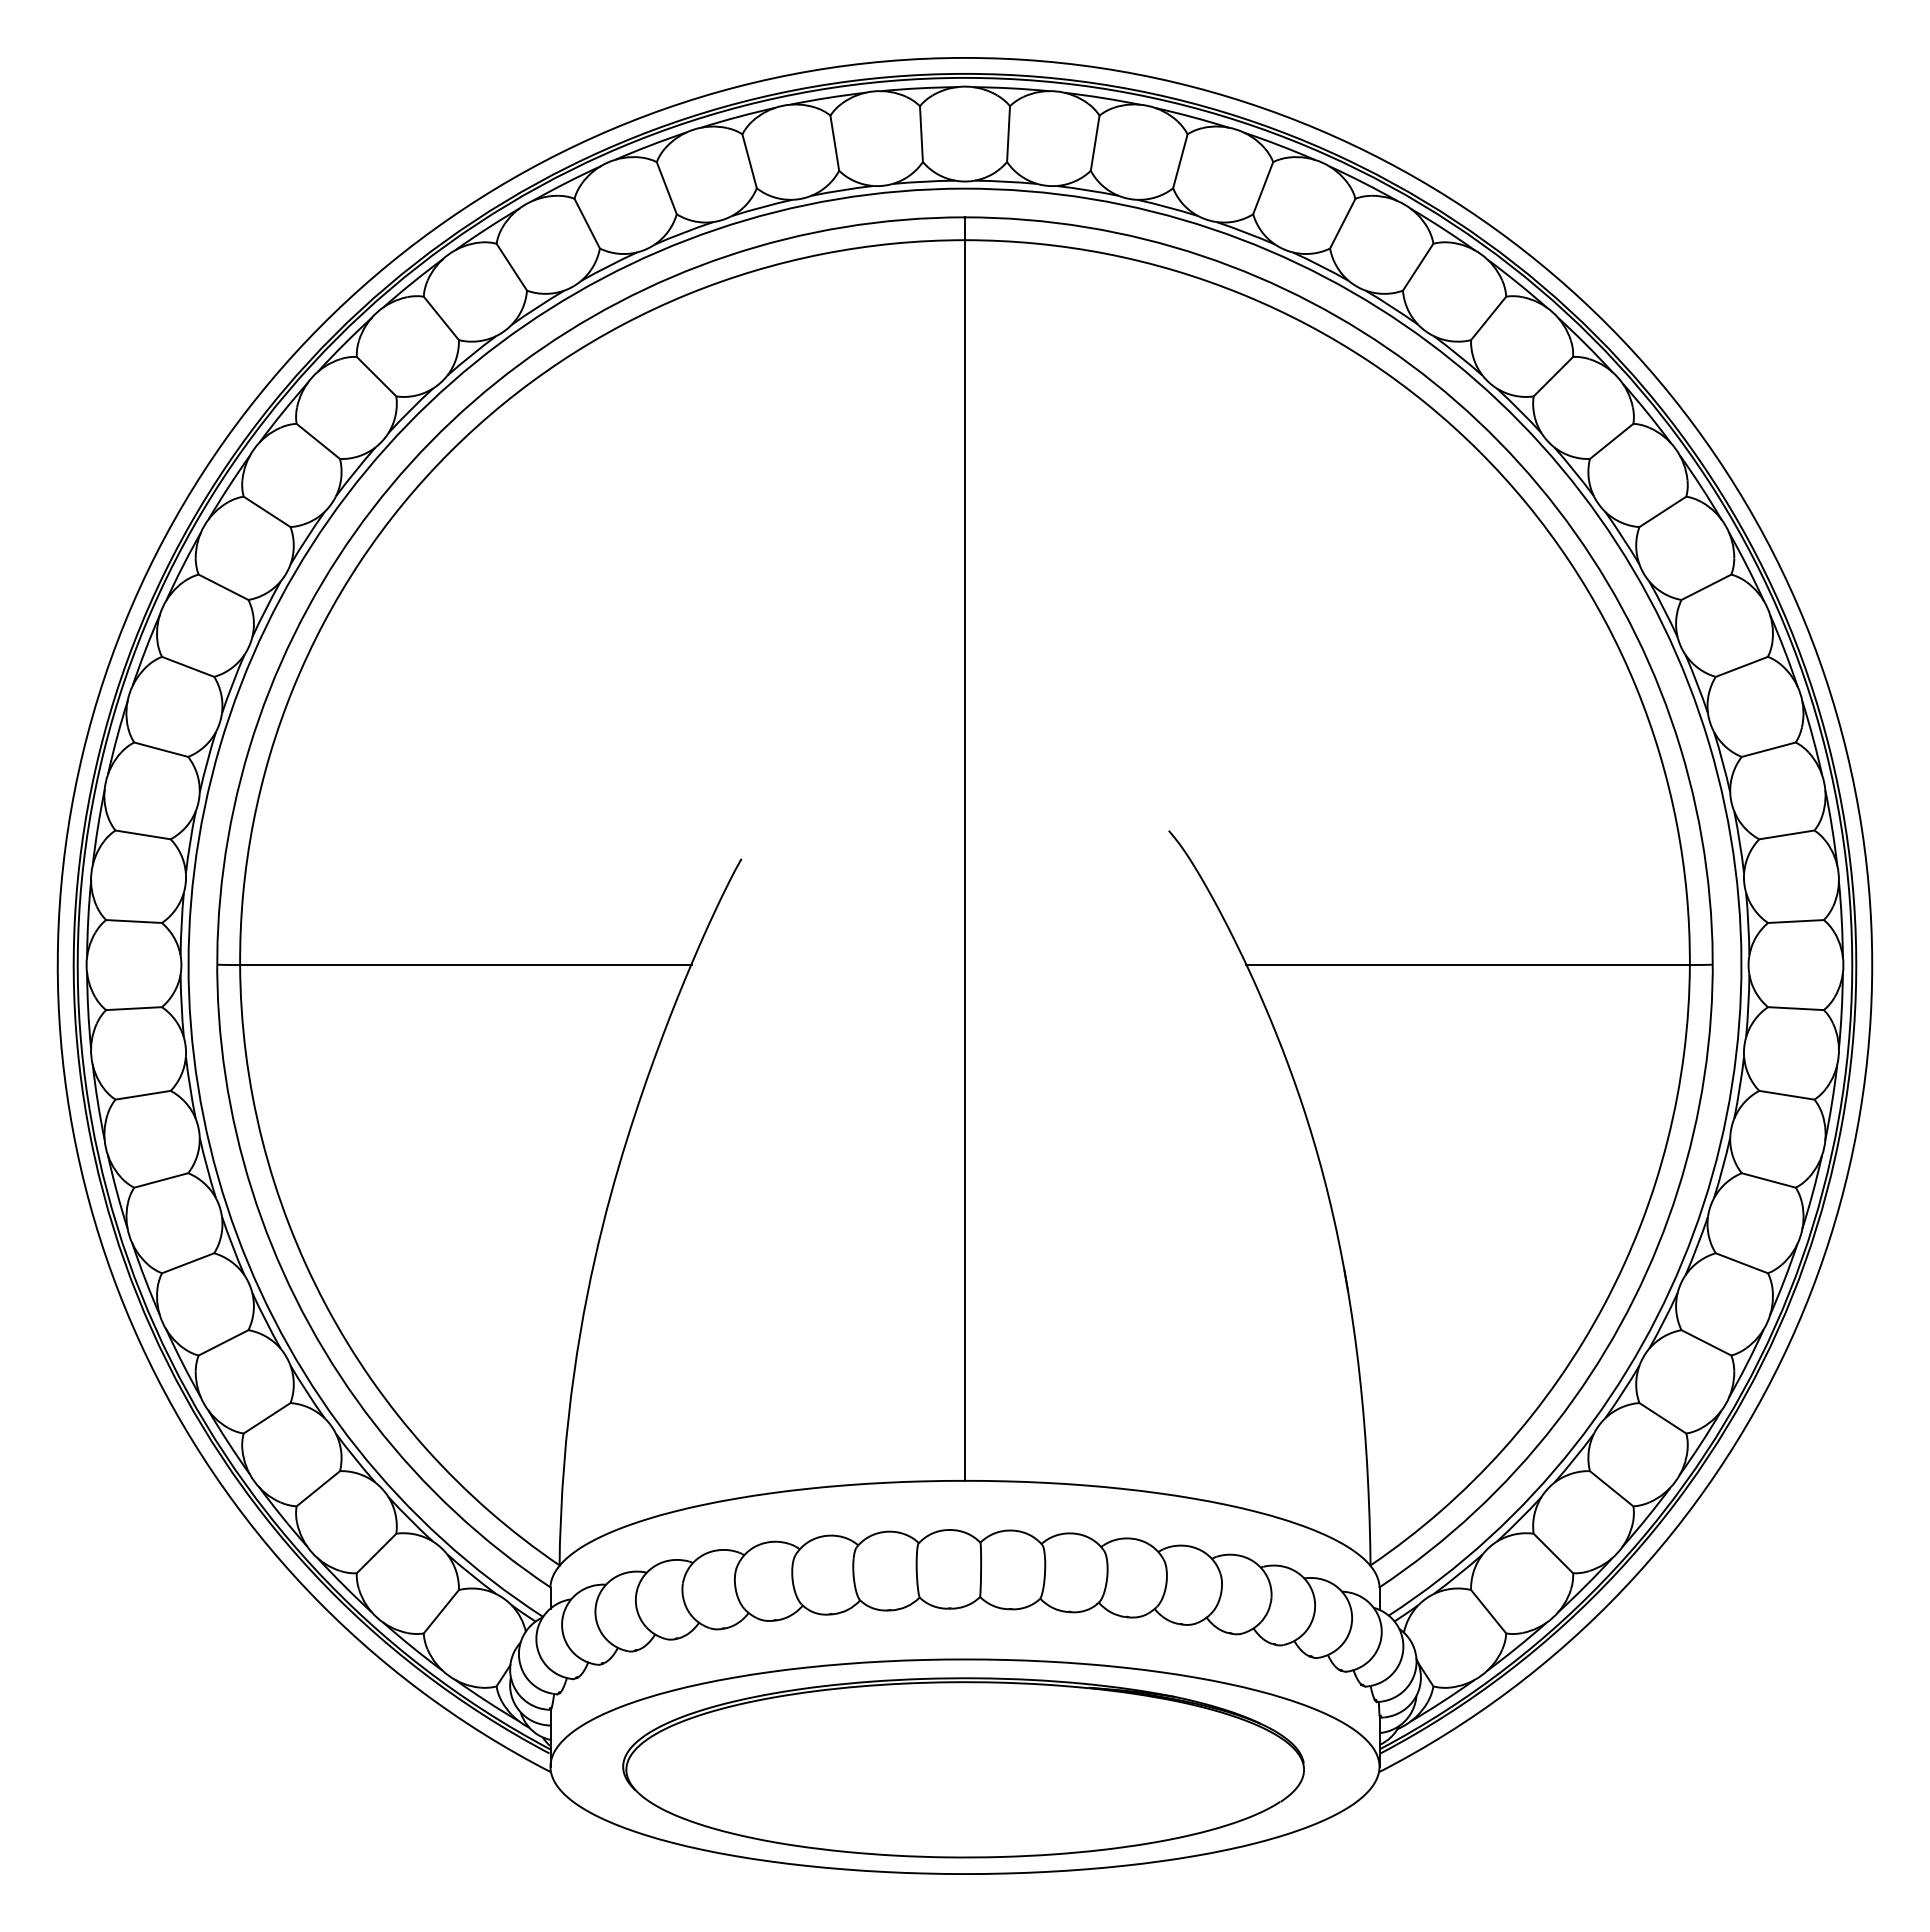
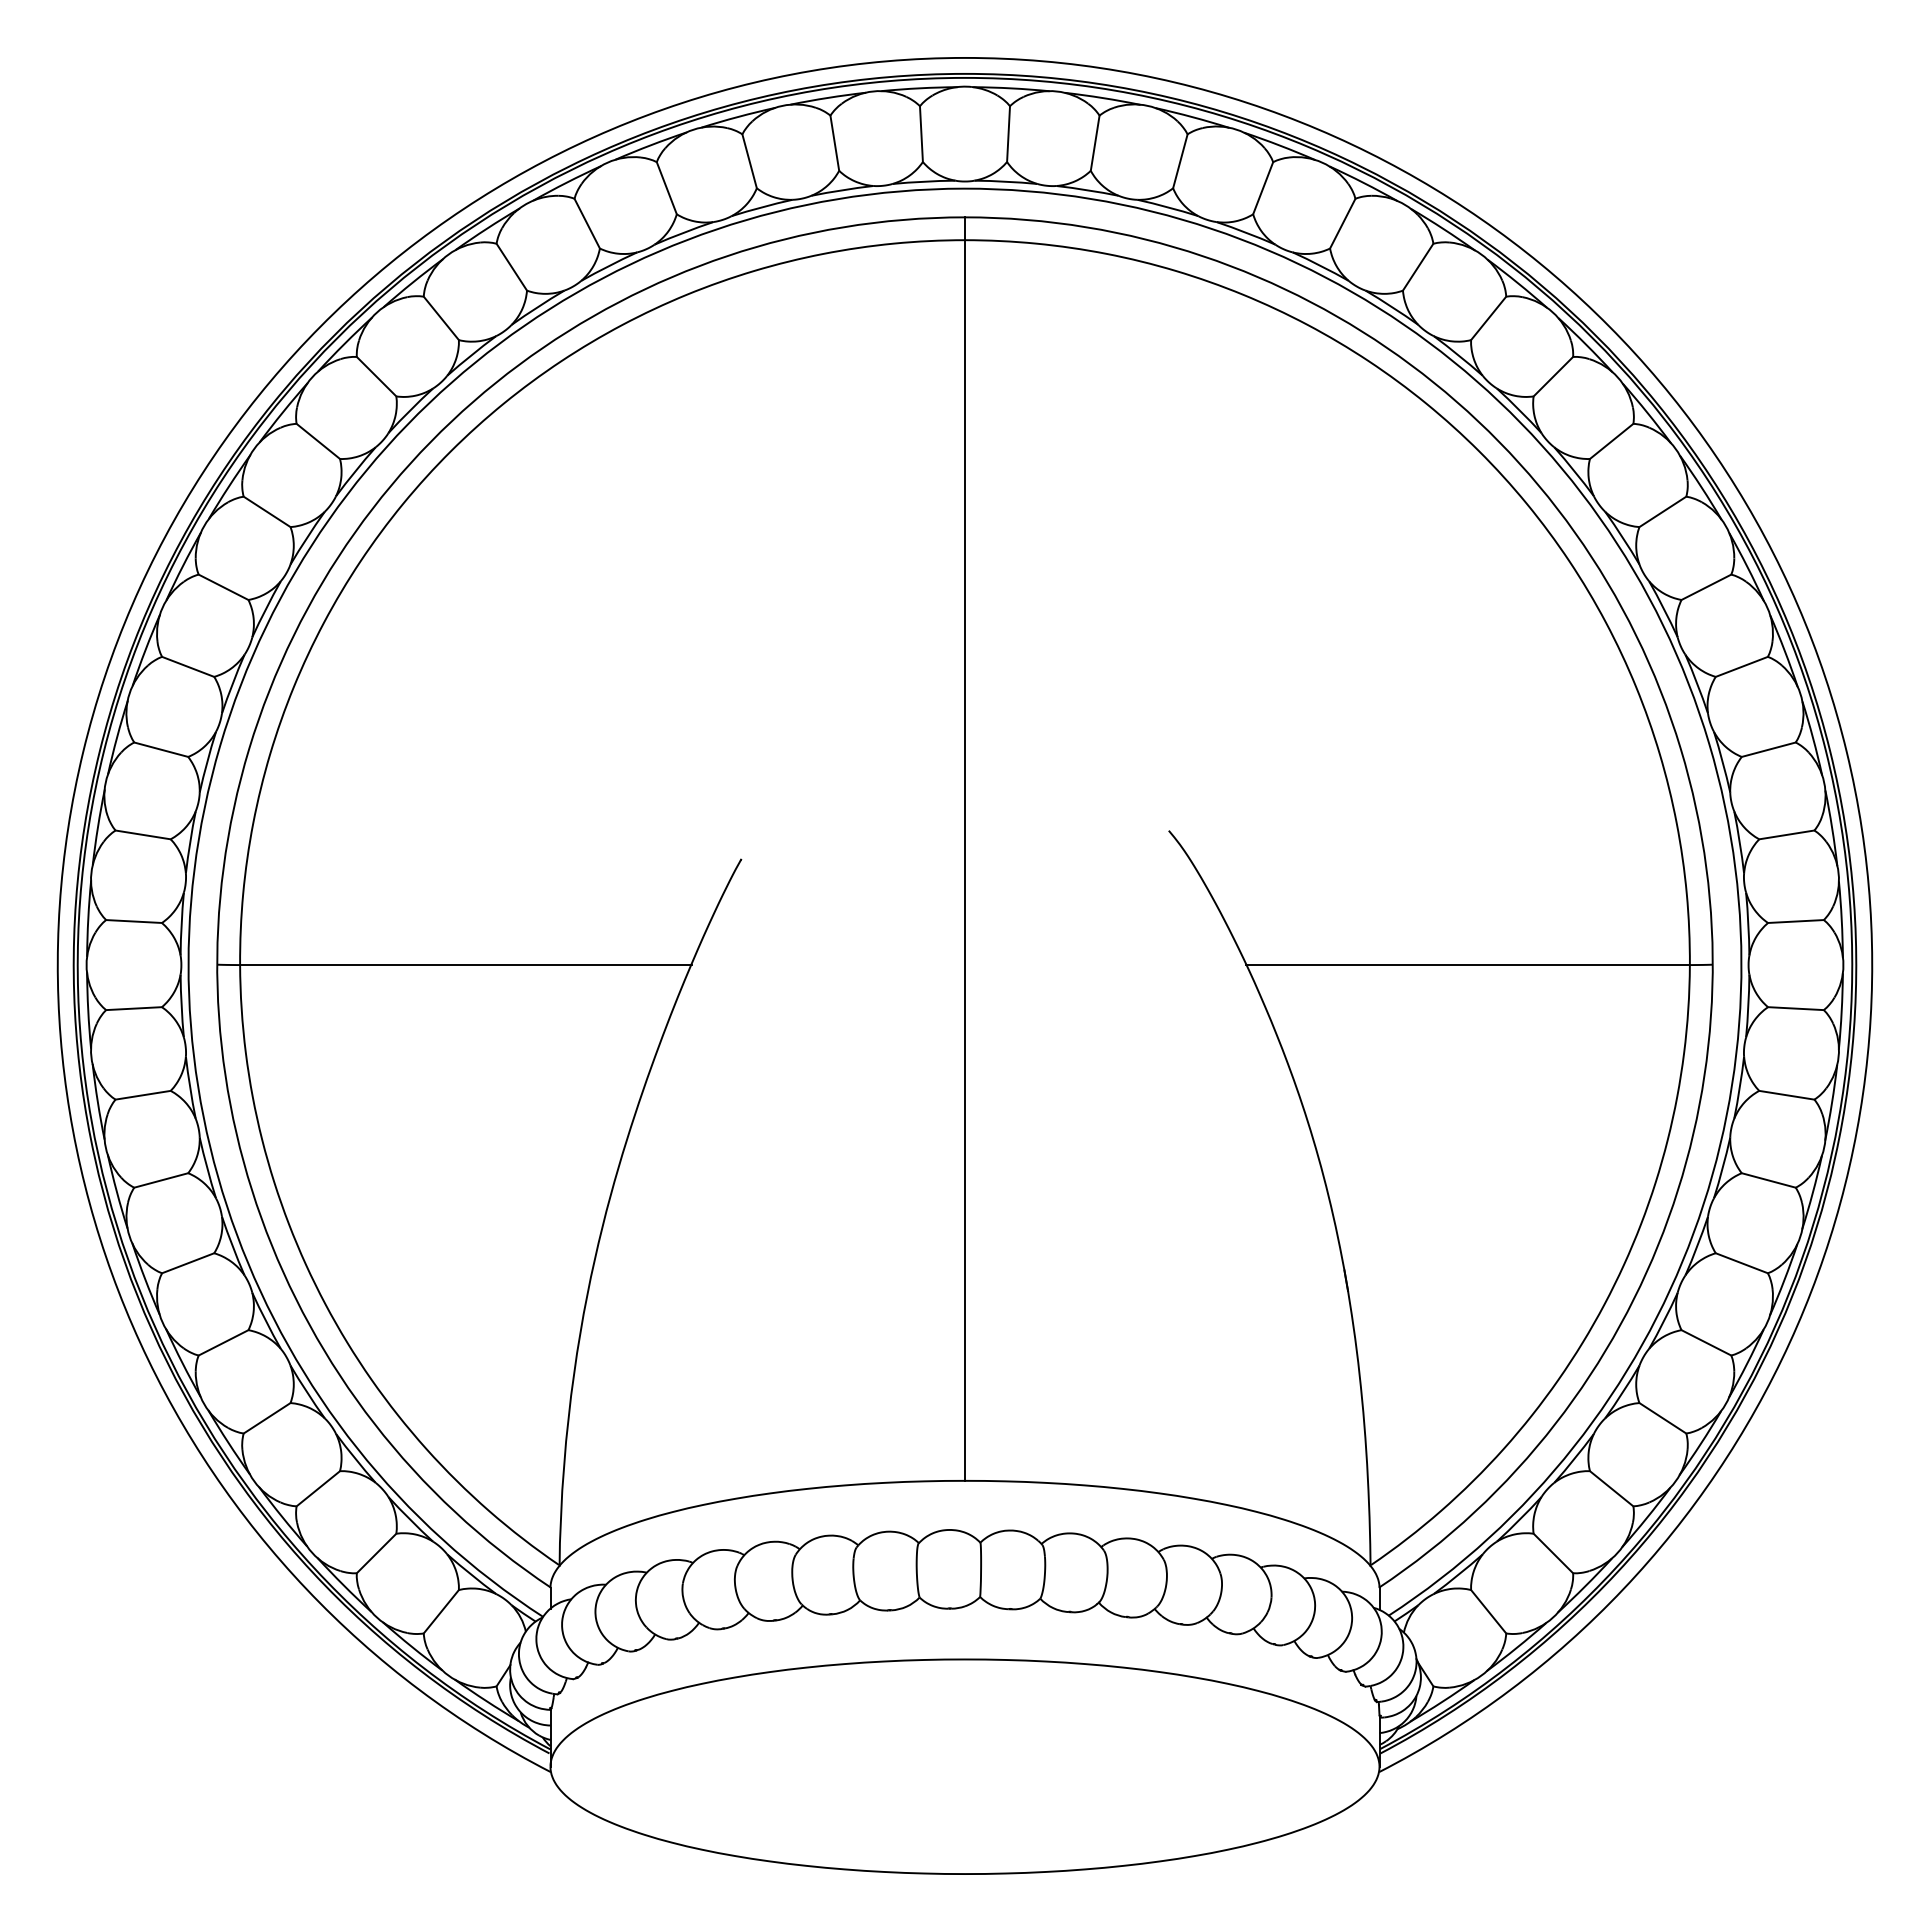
part: present -> none (963, 1767)
